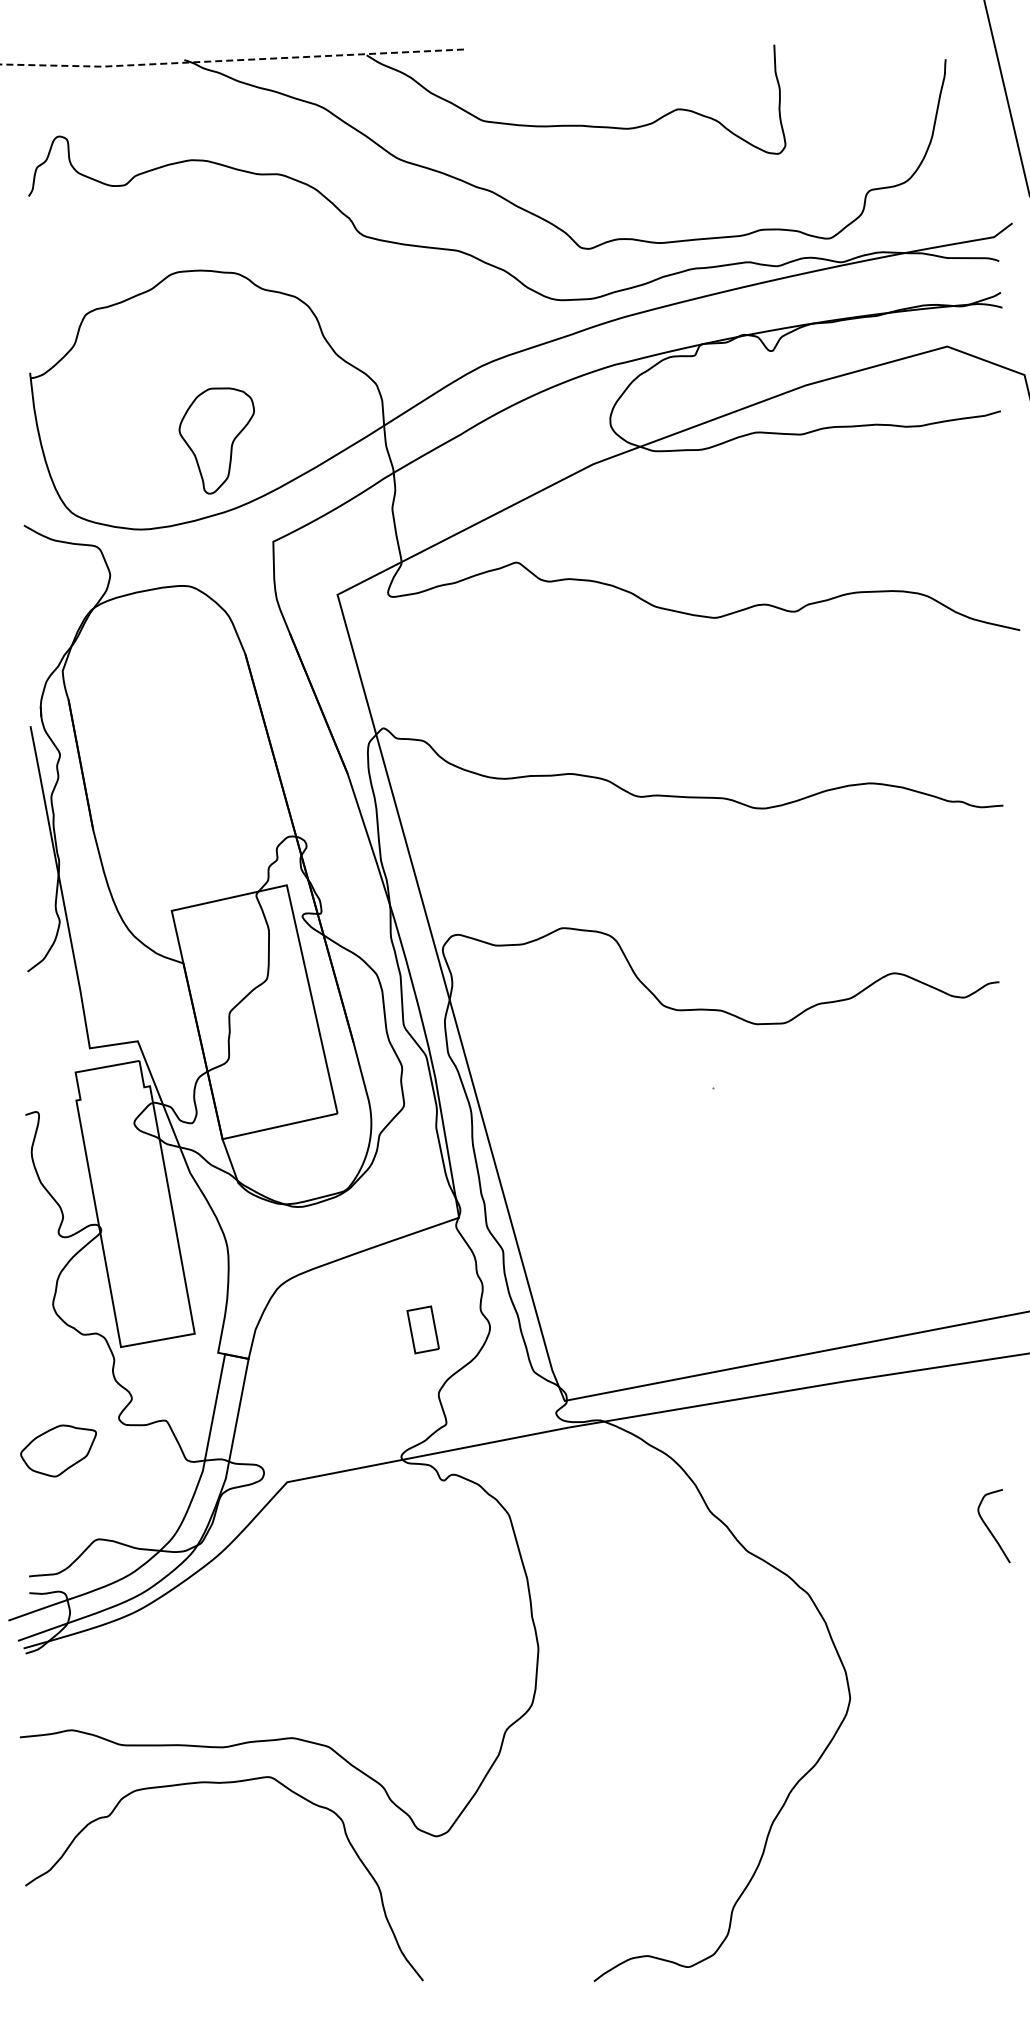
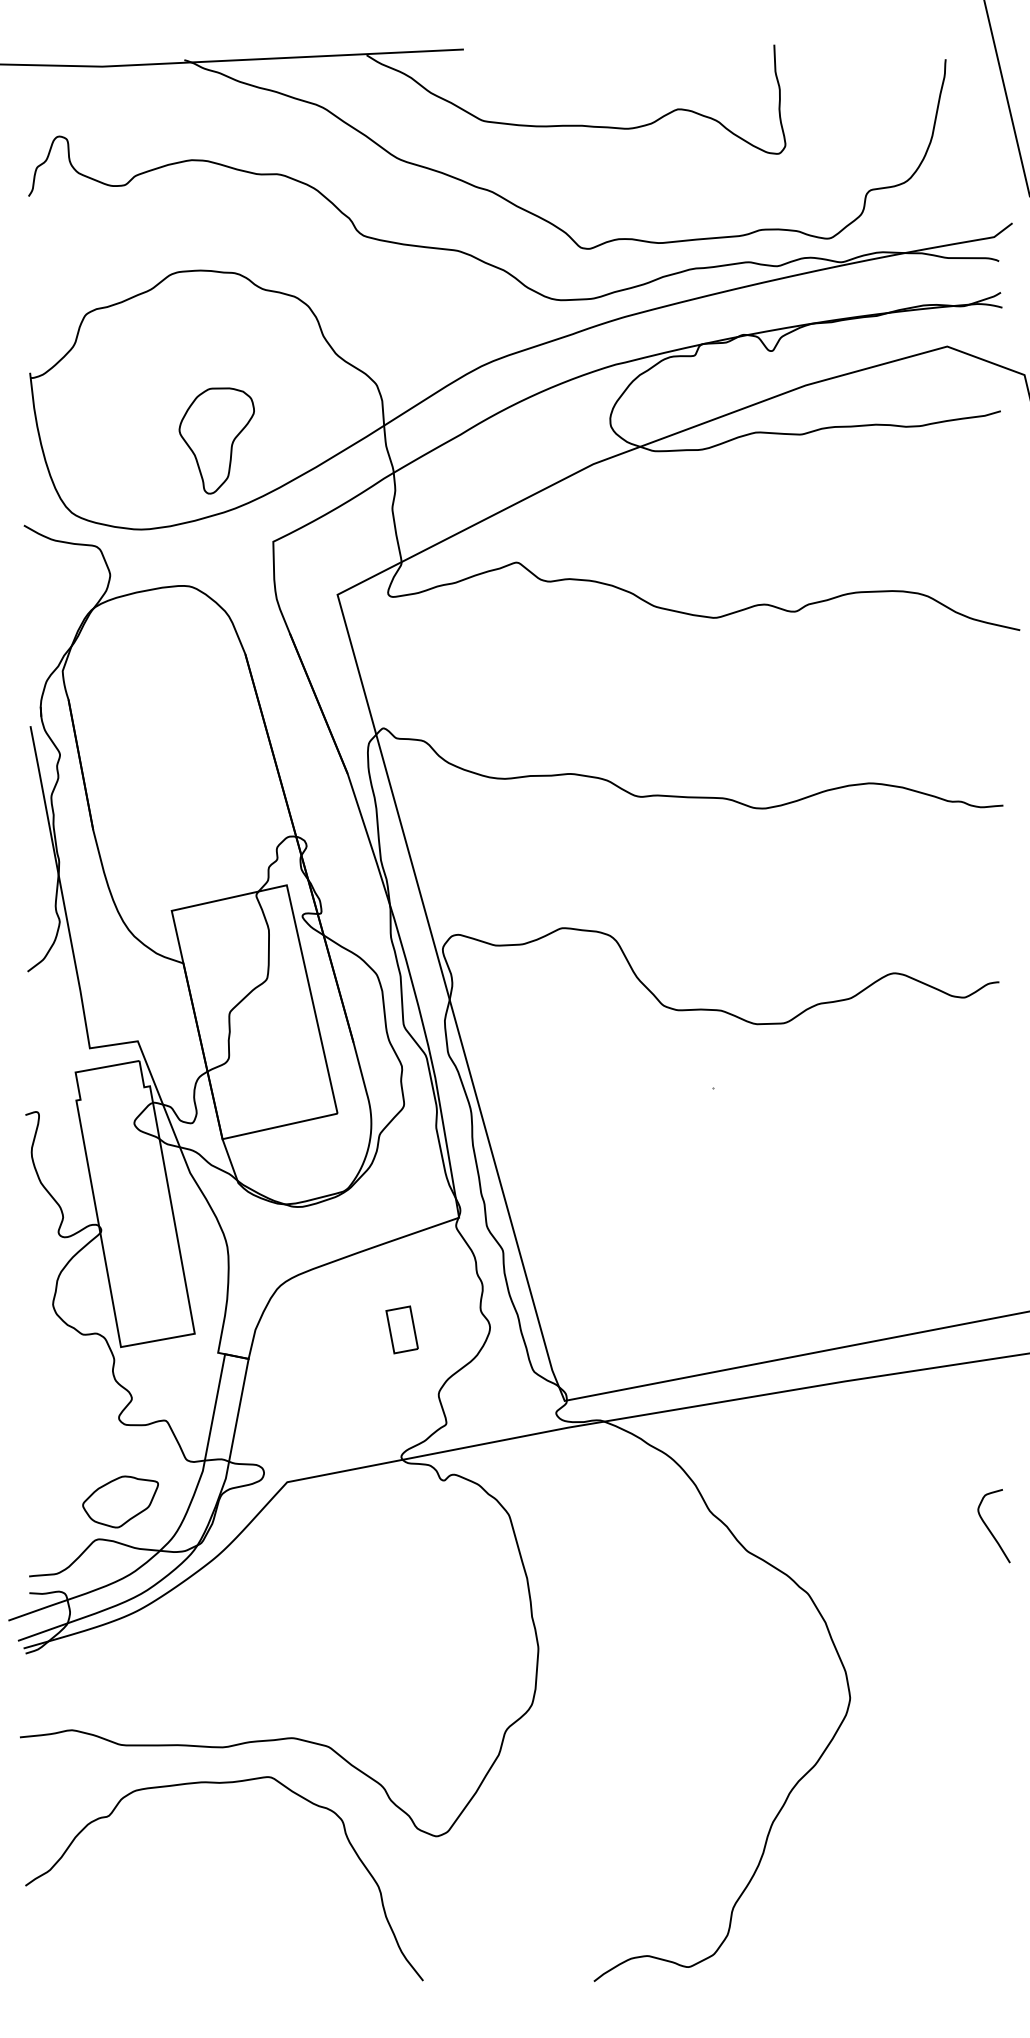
line: dashed -> solid (231, 60)
part position: (422, 1329) -> (401, 1329) (401, 1329)
part position: (58, 1450) -> (120, 1501) (120, 1501)
